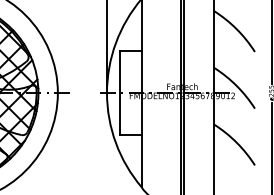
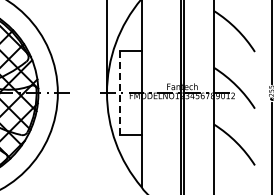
line: solid -> dashed (120, 93)
